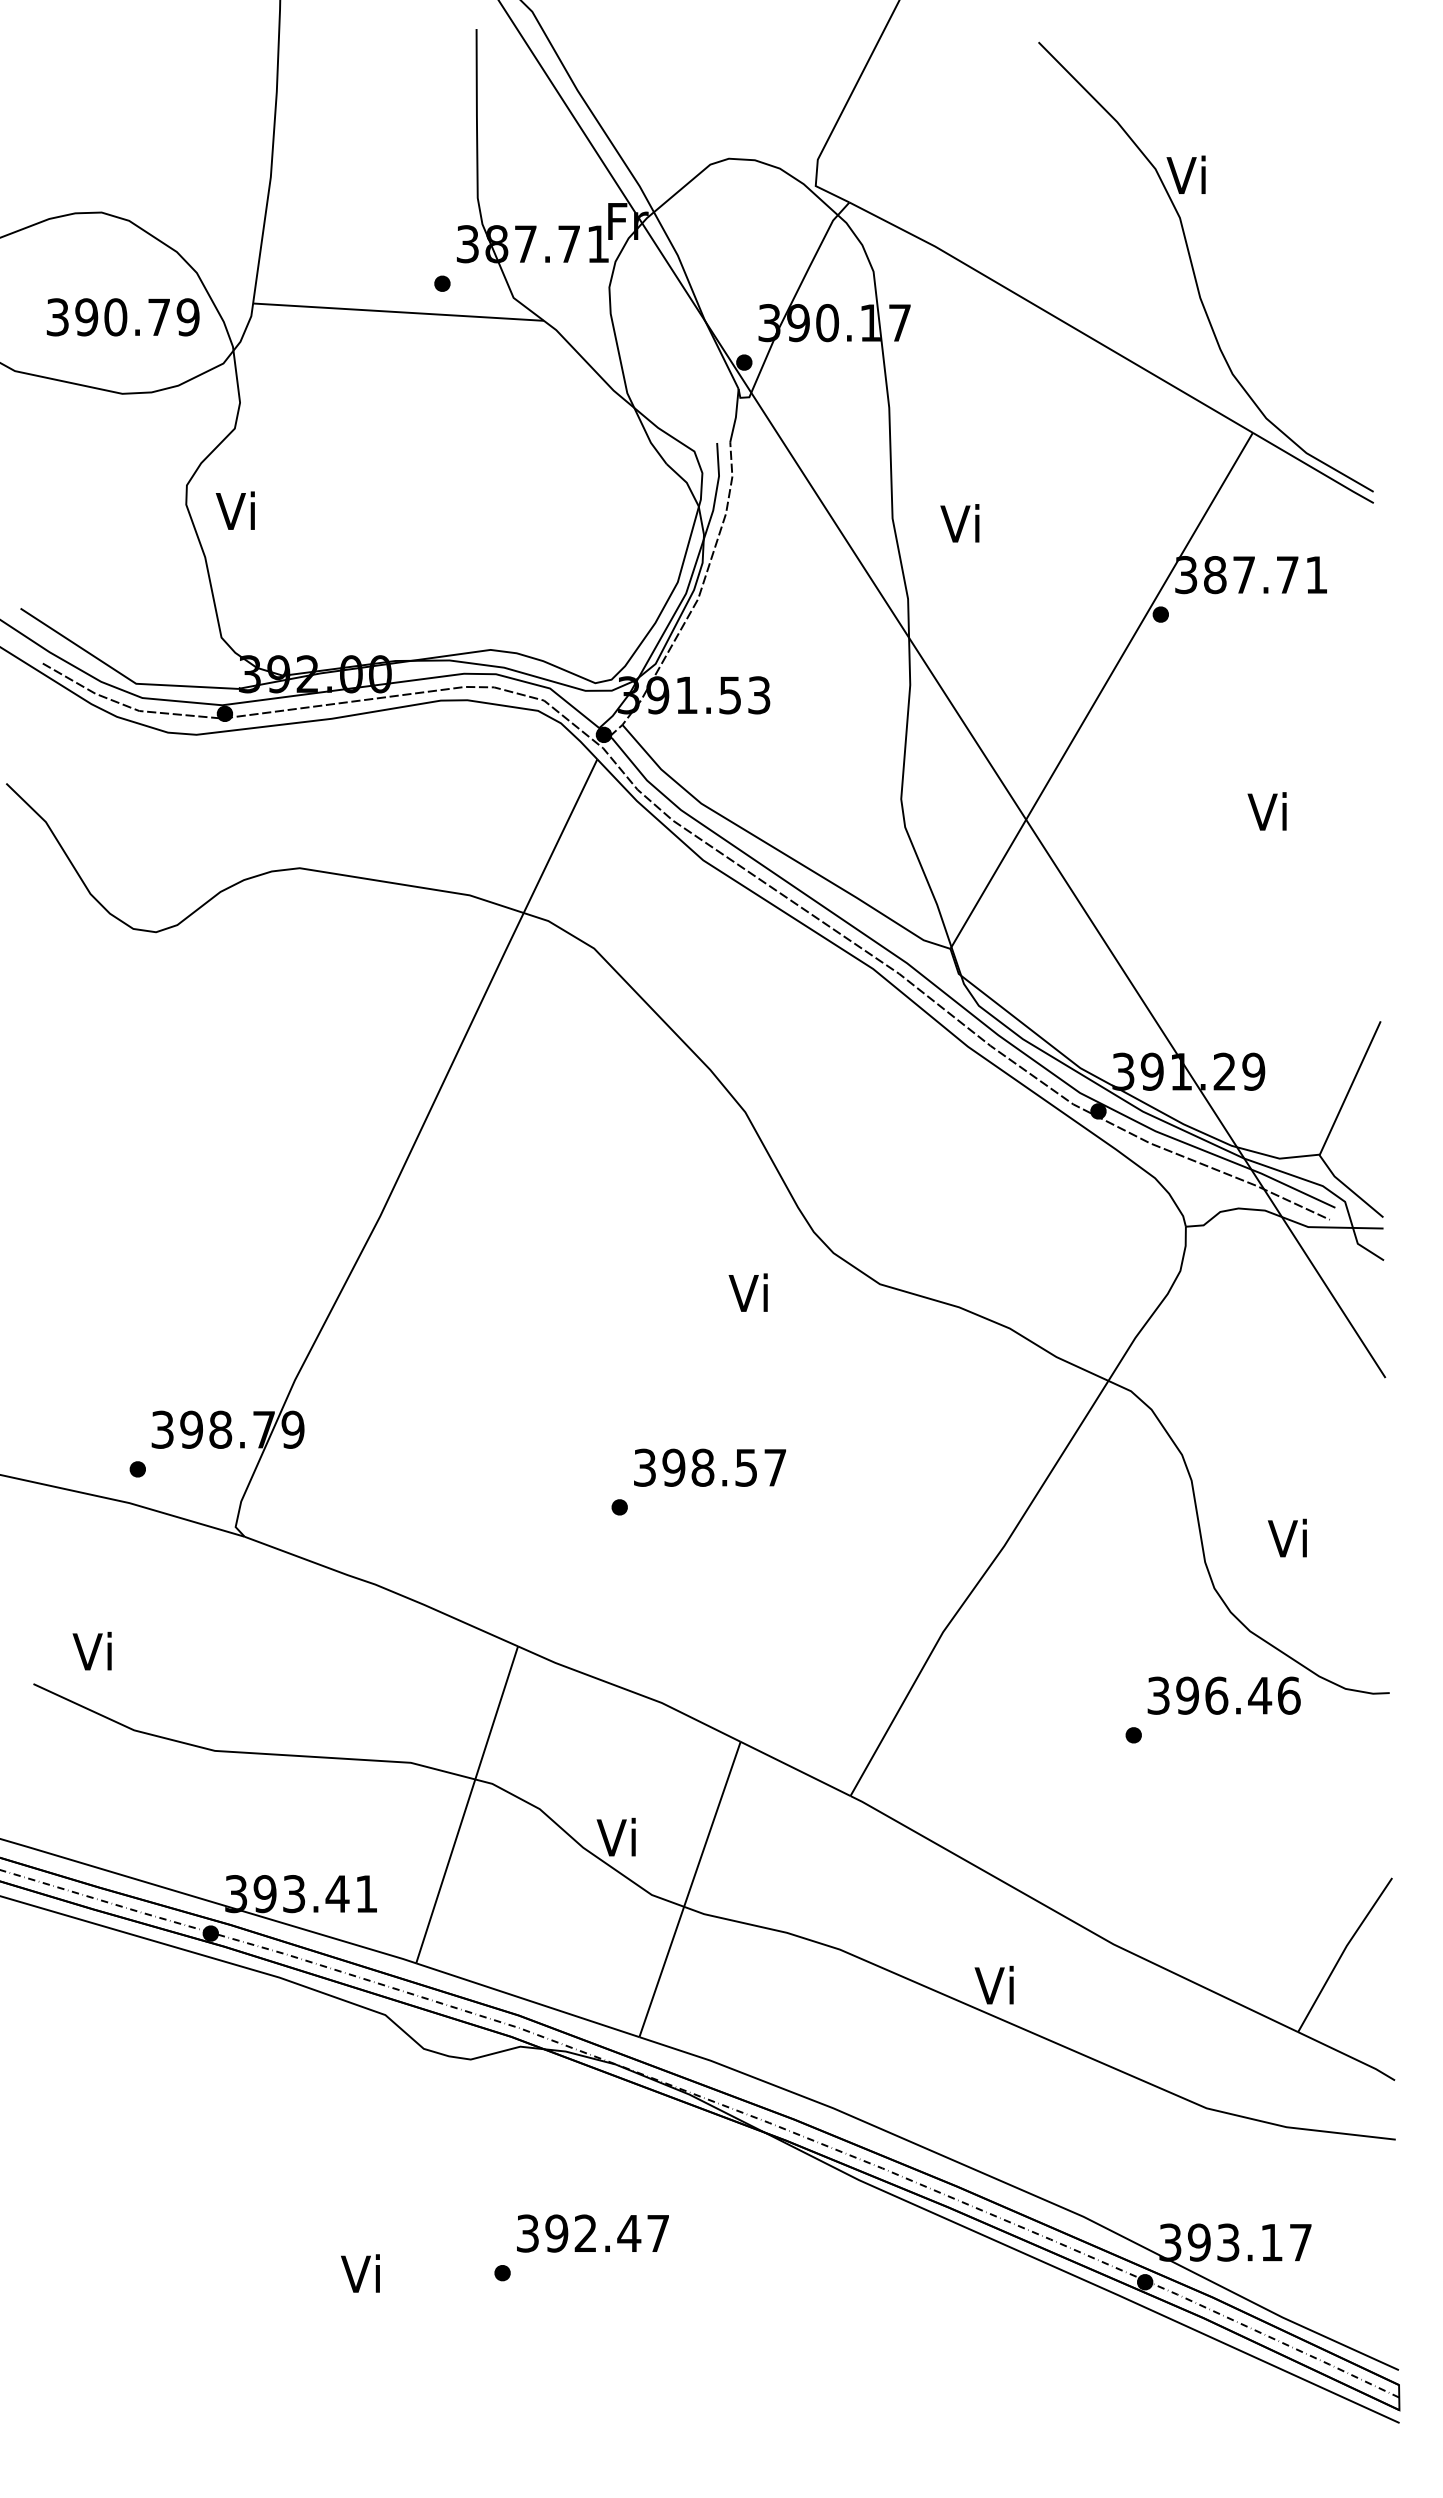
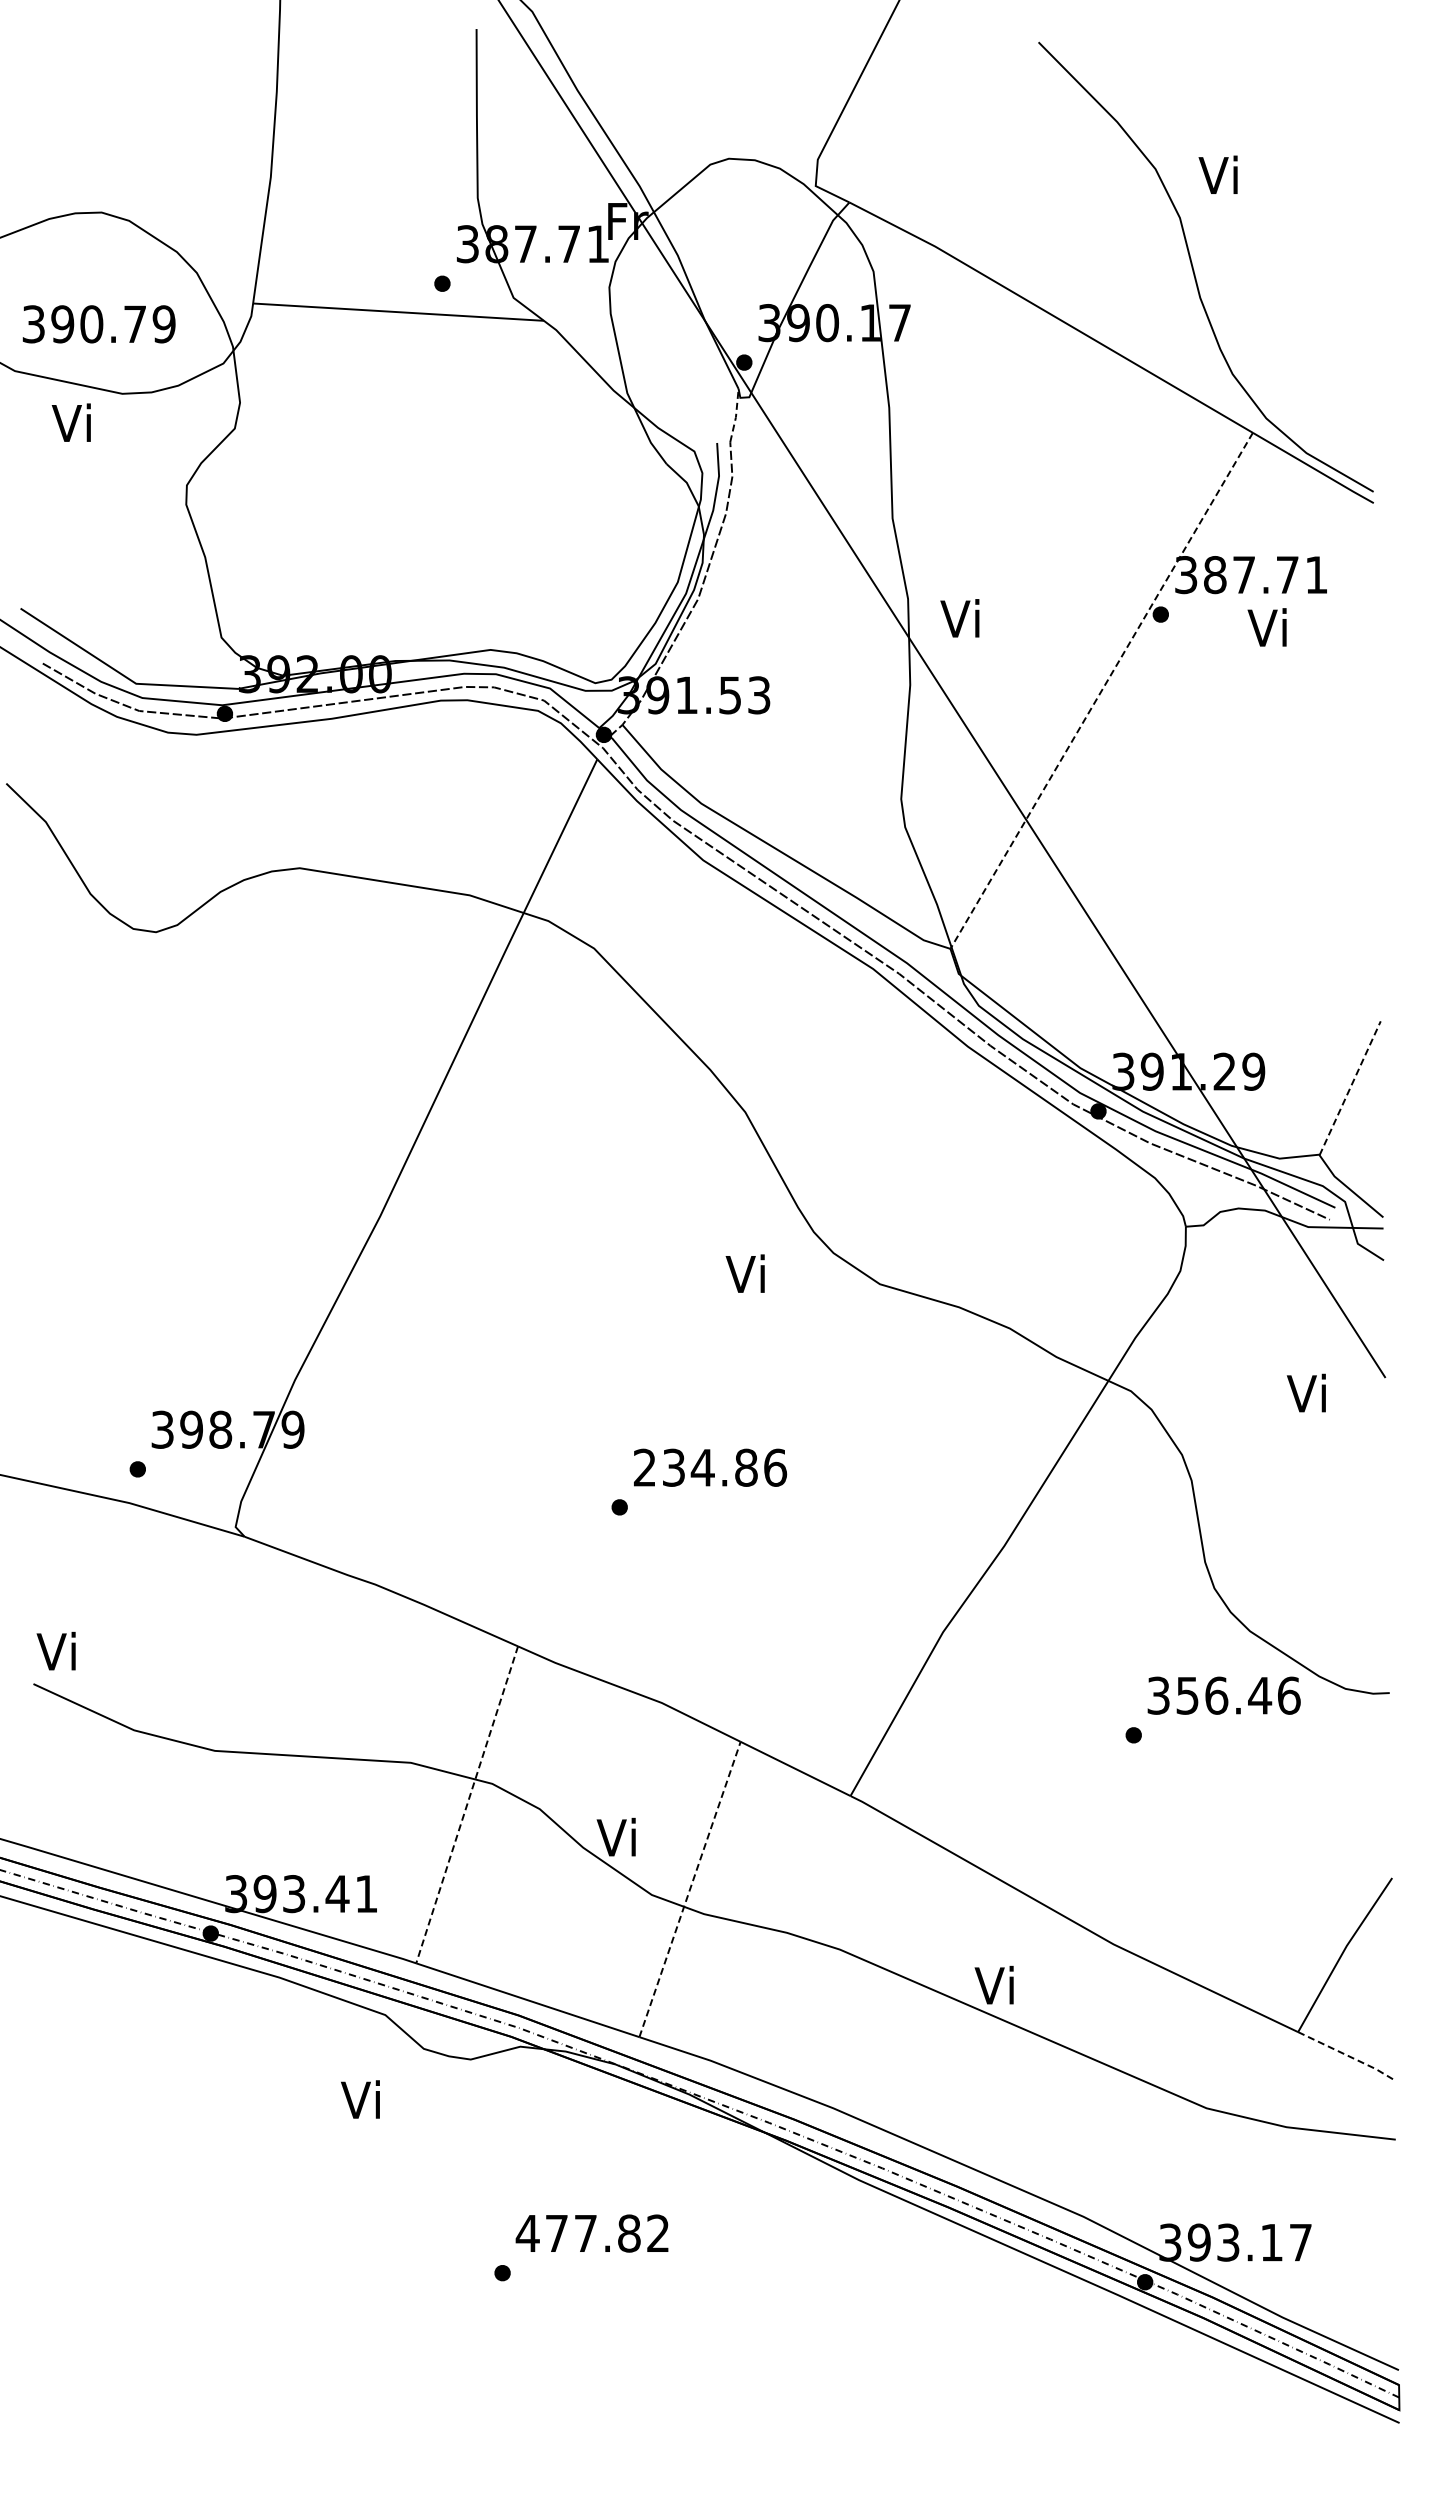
text position: (1185, 174) -> (1217, 174) (1217, 174)
text position: (122, 317) -> (98, 324) (98, 324)
line: solid -> dashed (736, 416)
text position: (234, 510) -> (70, 422) (70, 422)
text position: (959, 523) -> (959, 618) (959, 618)
line: solid -> dashed (1101, 691)
text position: (1266, 811) -> (1266, 627) (1266, 627)
line: solid -> dashed (1350, 1088)
text position: (747, 1292) -> (744, 1273) (744, 1273)
text: 398.57 -> 234.86 (710, 1467)
text position: (1286, 1537) -> (1305, 1392) (1305, 1392)
text position: (91, 1651) -> (55, 1651) (55, 1651)
text: 396.46 -> 356.46 (1187, 1695)
line: solid -> dashed (466, 1805)
line: solid -> dashed (690, 1889)
line: solid -> dashed (1348, 2055)
text: 392.47 -> 477.82 (591, 2233)
text position: (360, 2273) -> (360, 2099) (360, 2099)
